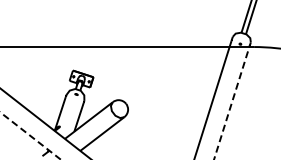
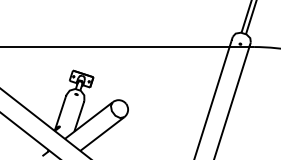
line: dashed -> solid (231, 103)
line: dashed -> solid (31, 136)
